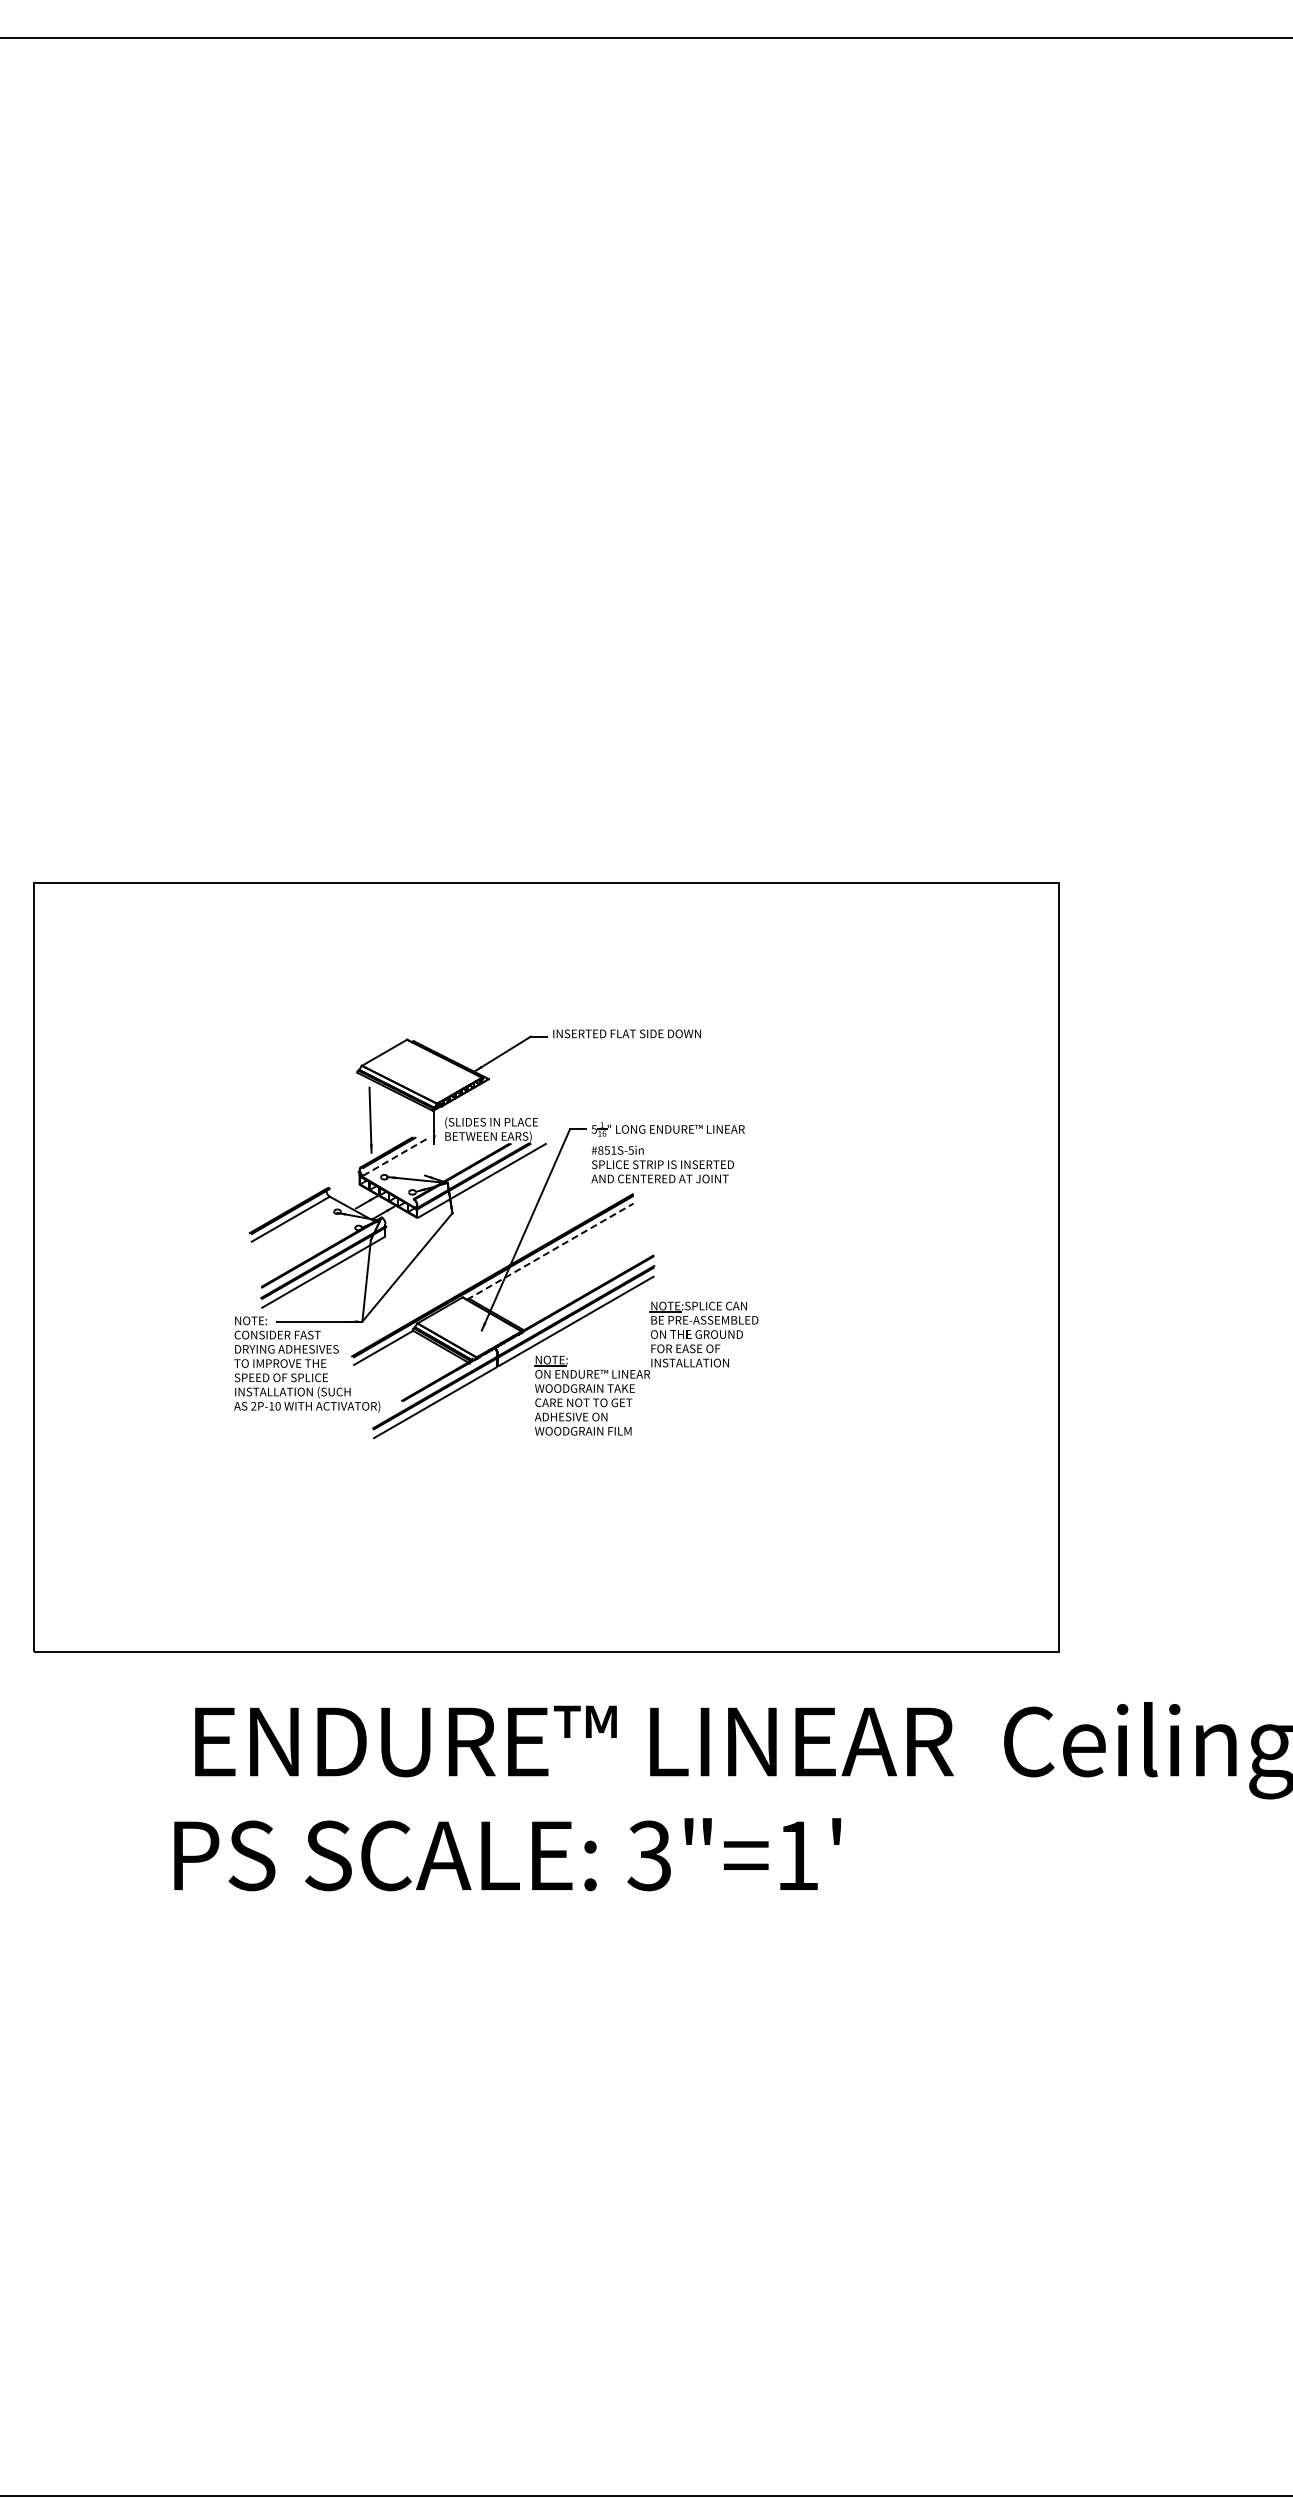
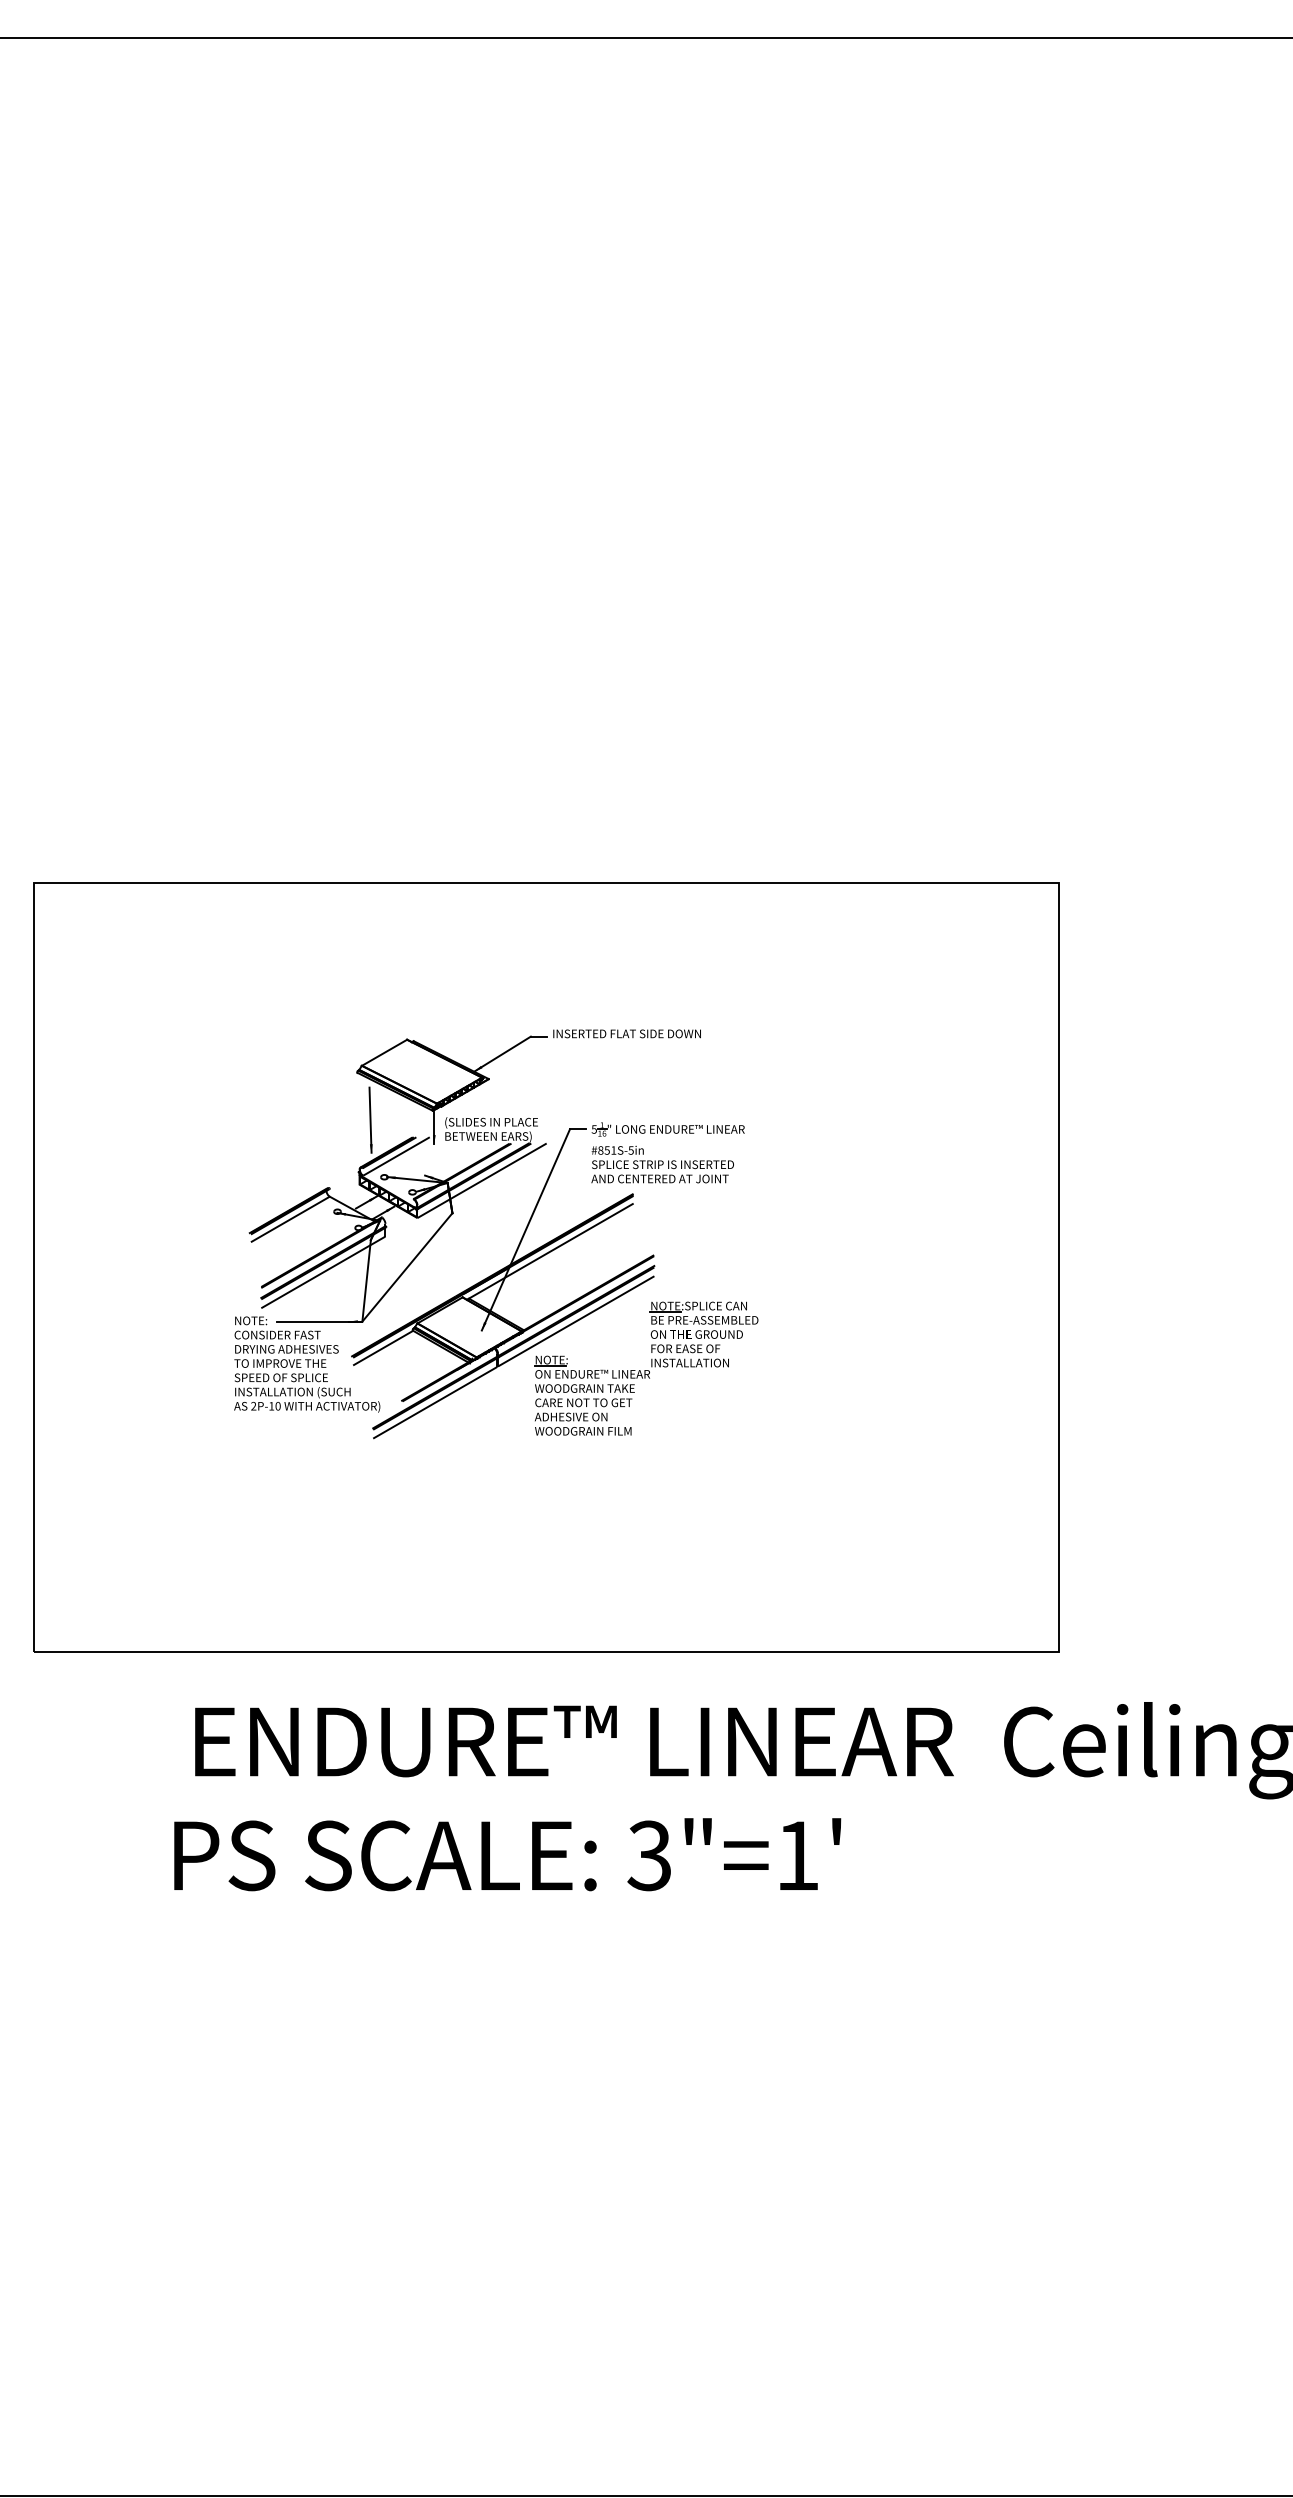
line: dashed -> solid (396, 1156)
line: dashed -> solid (550, 1251)
